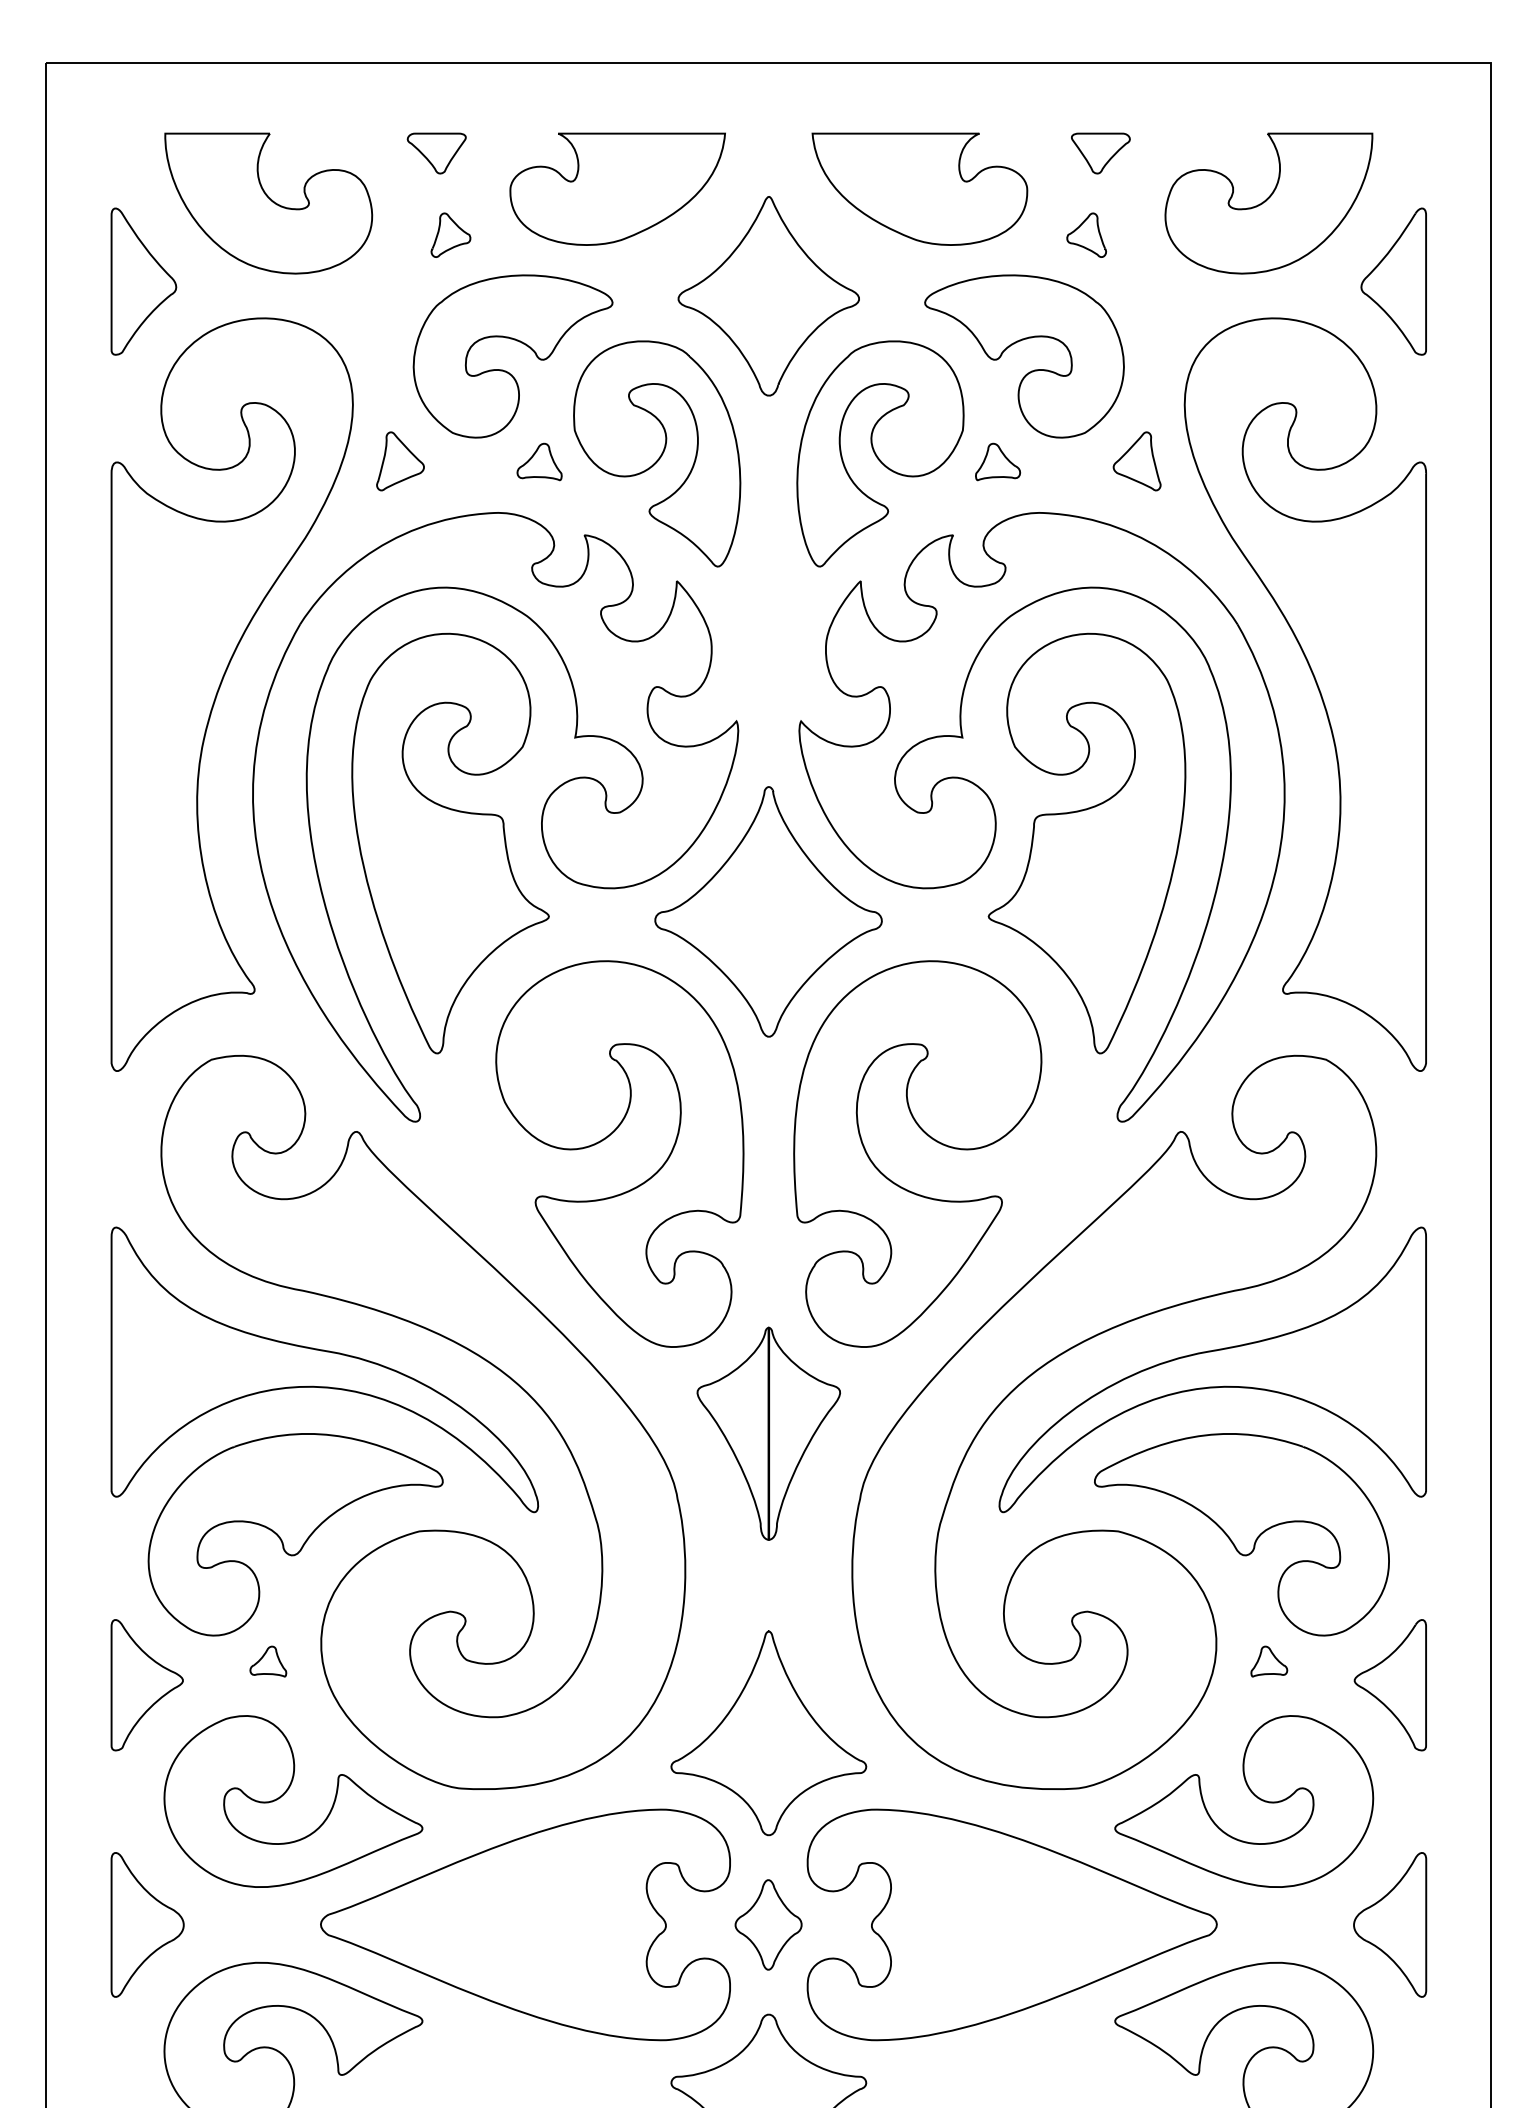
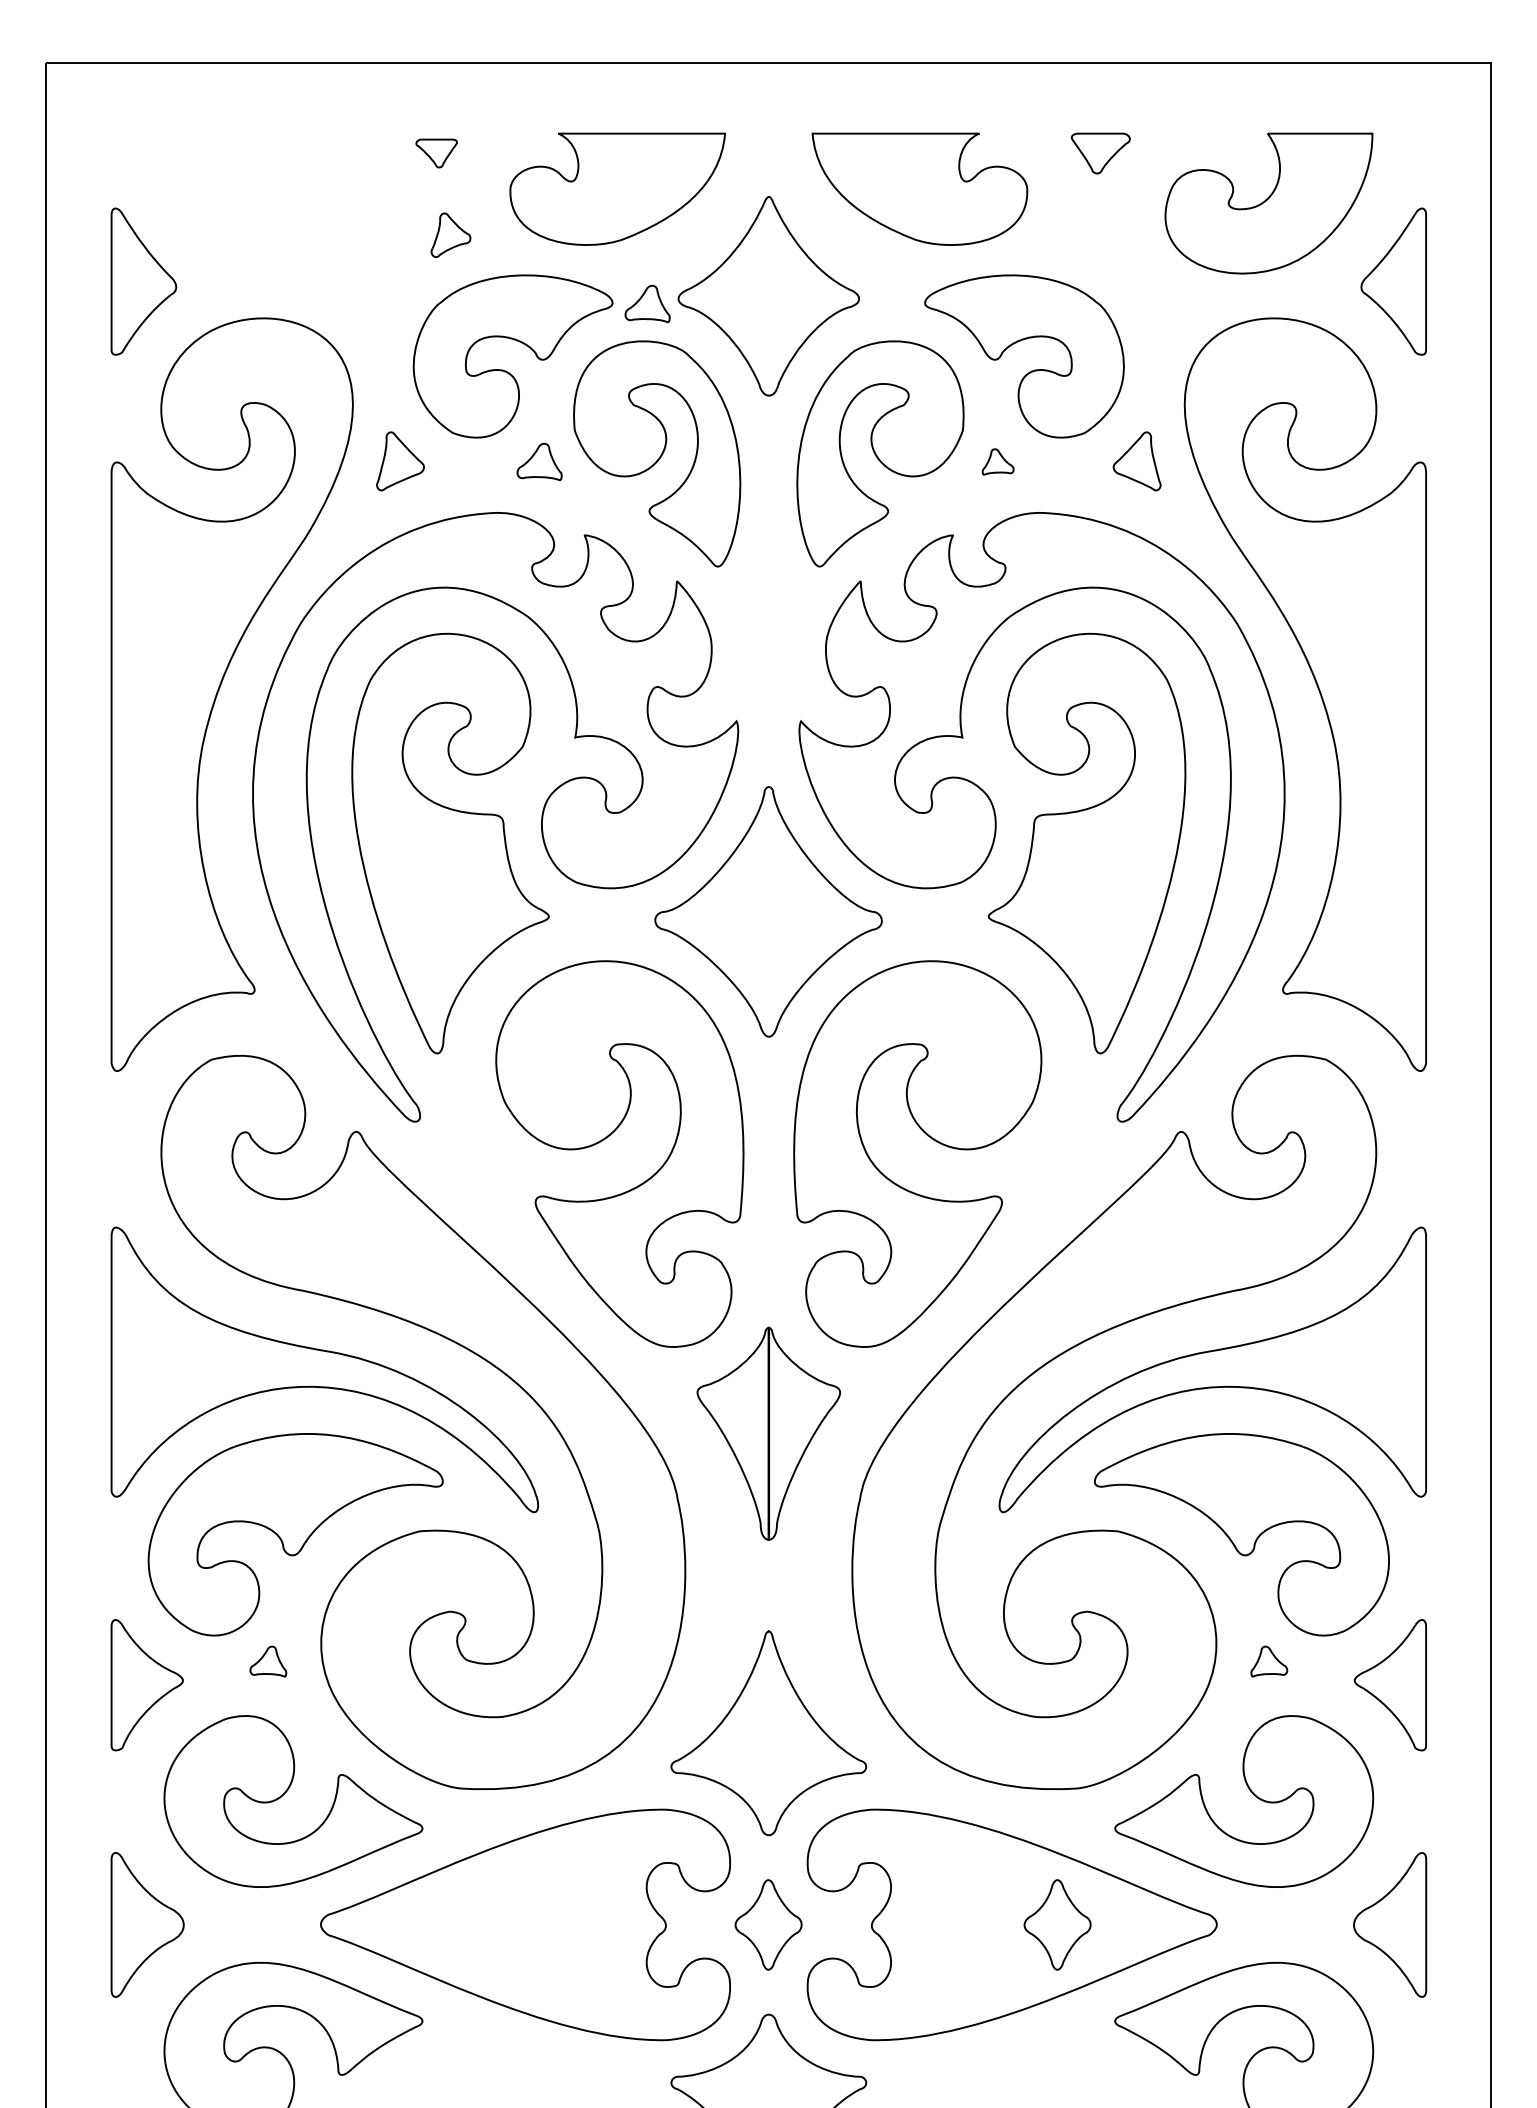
part size: 61x43 px -> 43x31 px (436, 153)
part: present -> none (268, 203)
part: present -> none (1086, 234)
part: none -> present (647, 303)
part size: 47x40 px -> 34x28 px (997, 461)
part: none -> present (1057, 1924)
